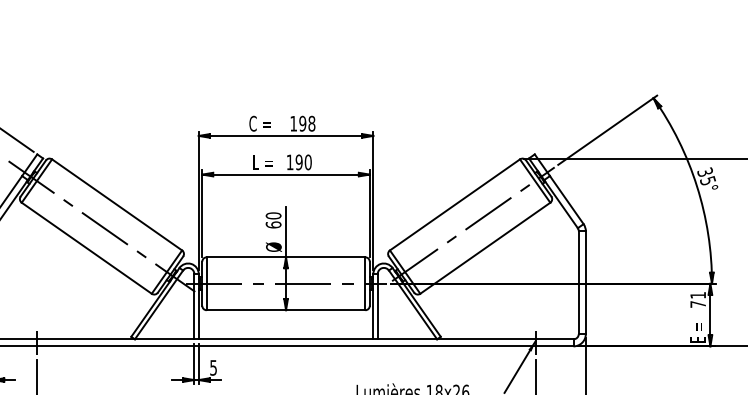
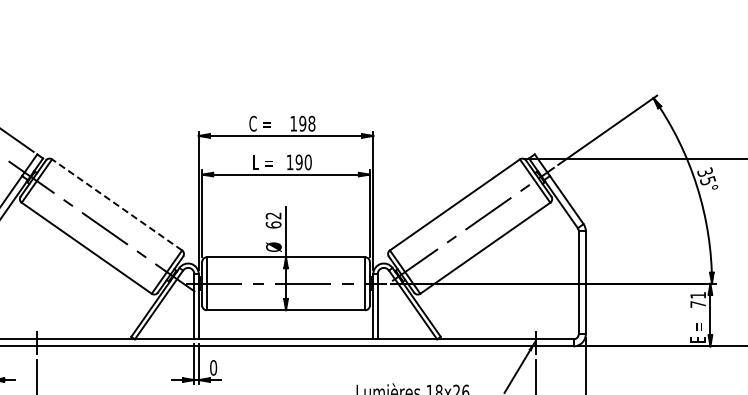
line: solid -> dashed (116, 204)
text: 60 -> 62 (273, 215)
text: 5 -> 0 (213, 367)
